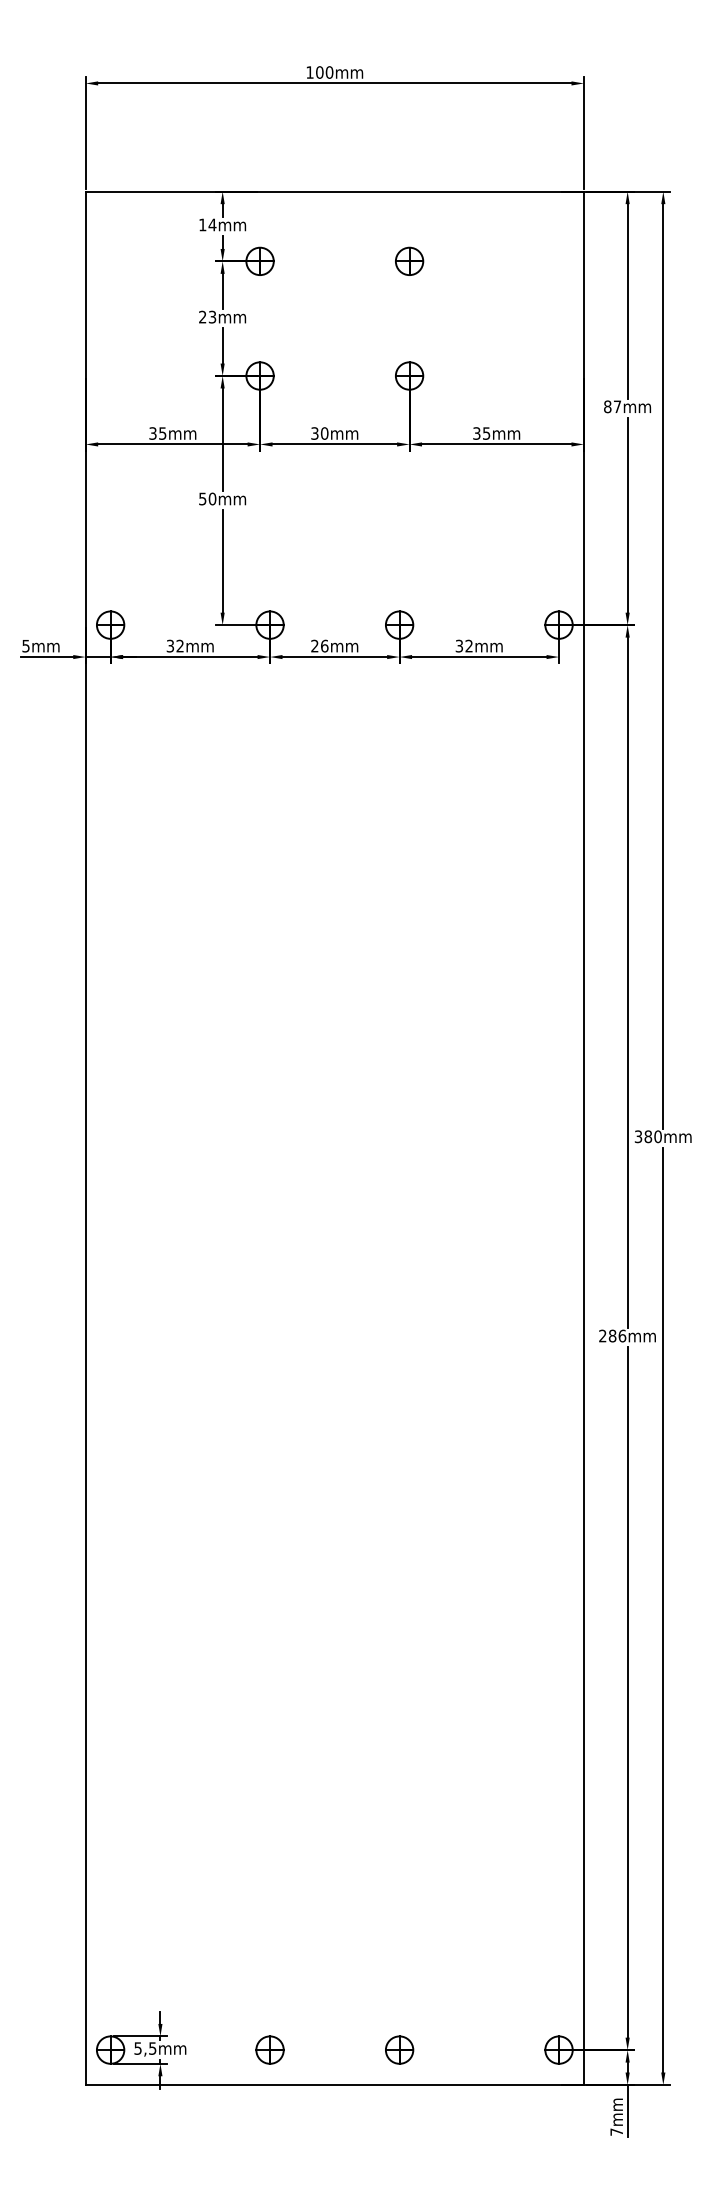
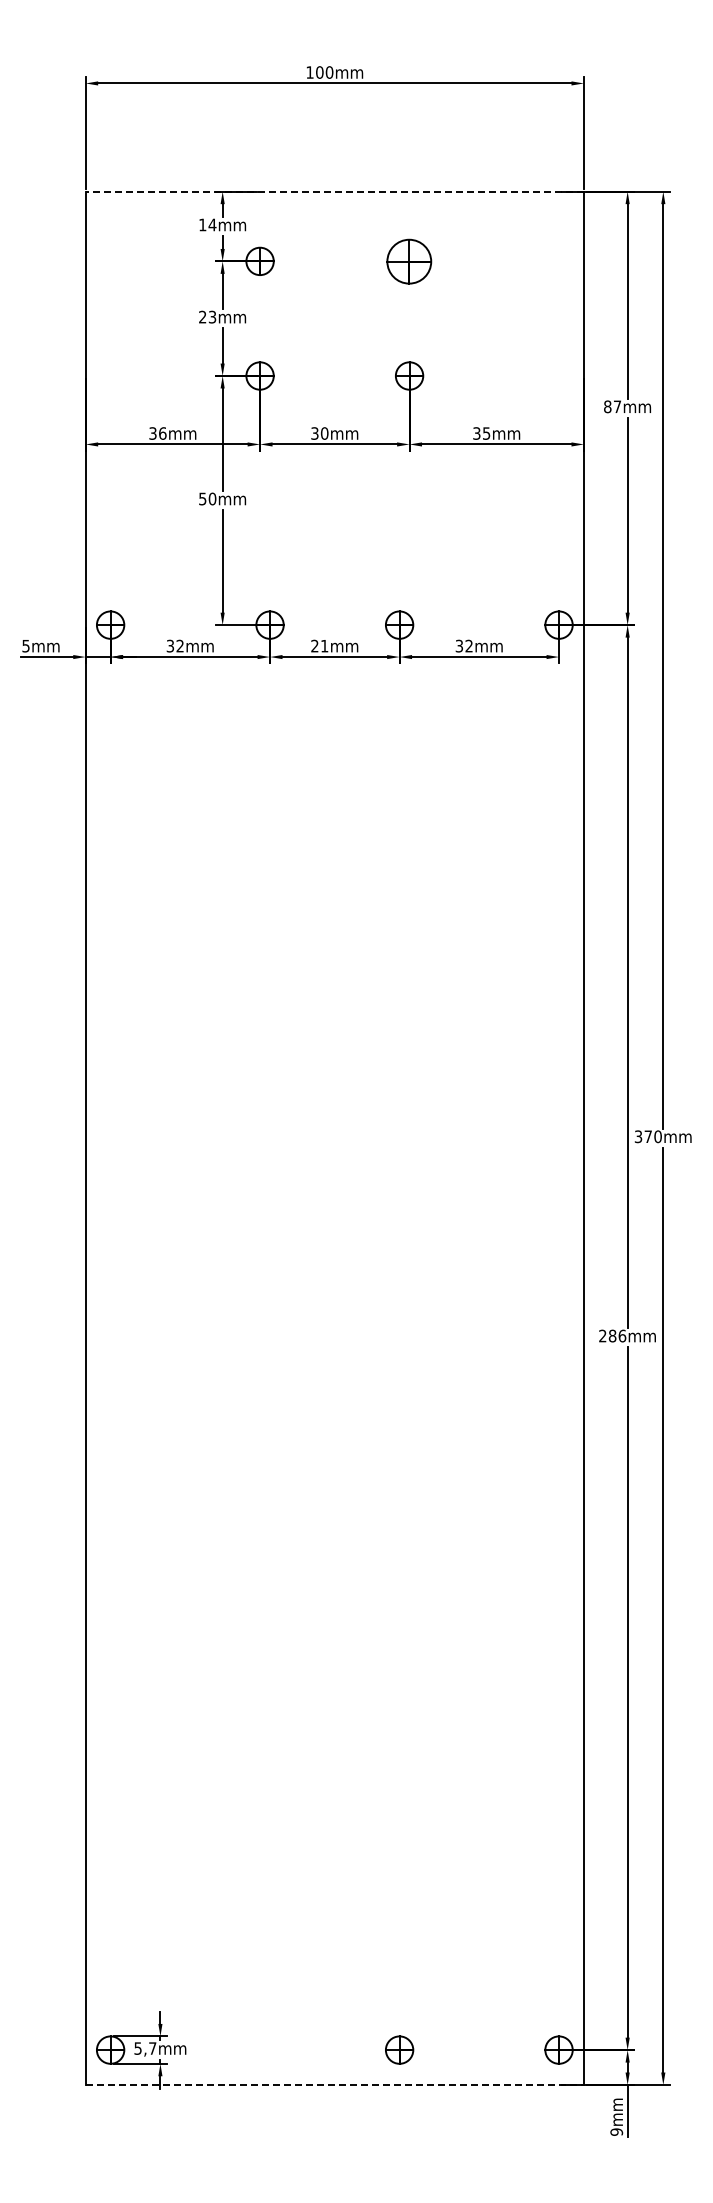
line: solid -> dashed (334, 191)
part size: 30x30 px -> 47x47 px (409, 261)
text: 35mm -> 36mm (162, 433)
text: 26mm -> 21mm (324, 645)
text: 380mm -> 370mm (648, 1136)
text: 5,5mm -> 5,7mm (152, 2048)
part: present -> none (269, 2049)
line: solid -> dashed (335, 2084)
text: 7mm -> 9mm (616, 2131)
